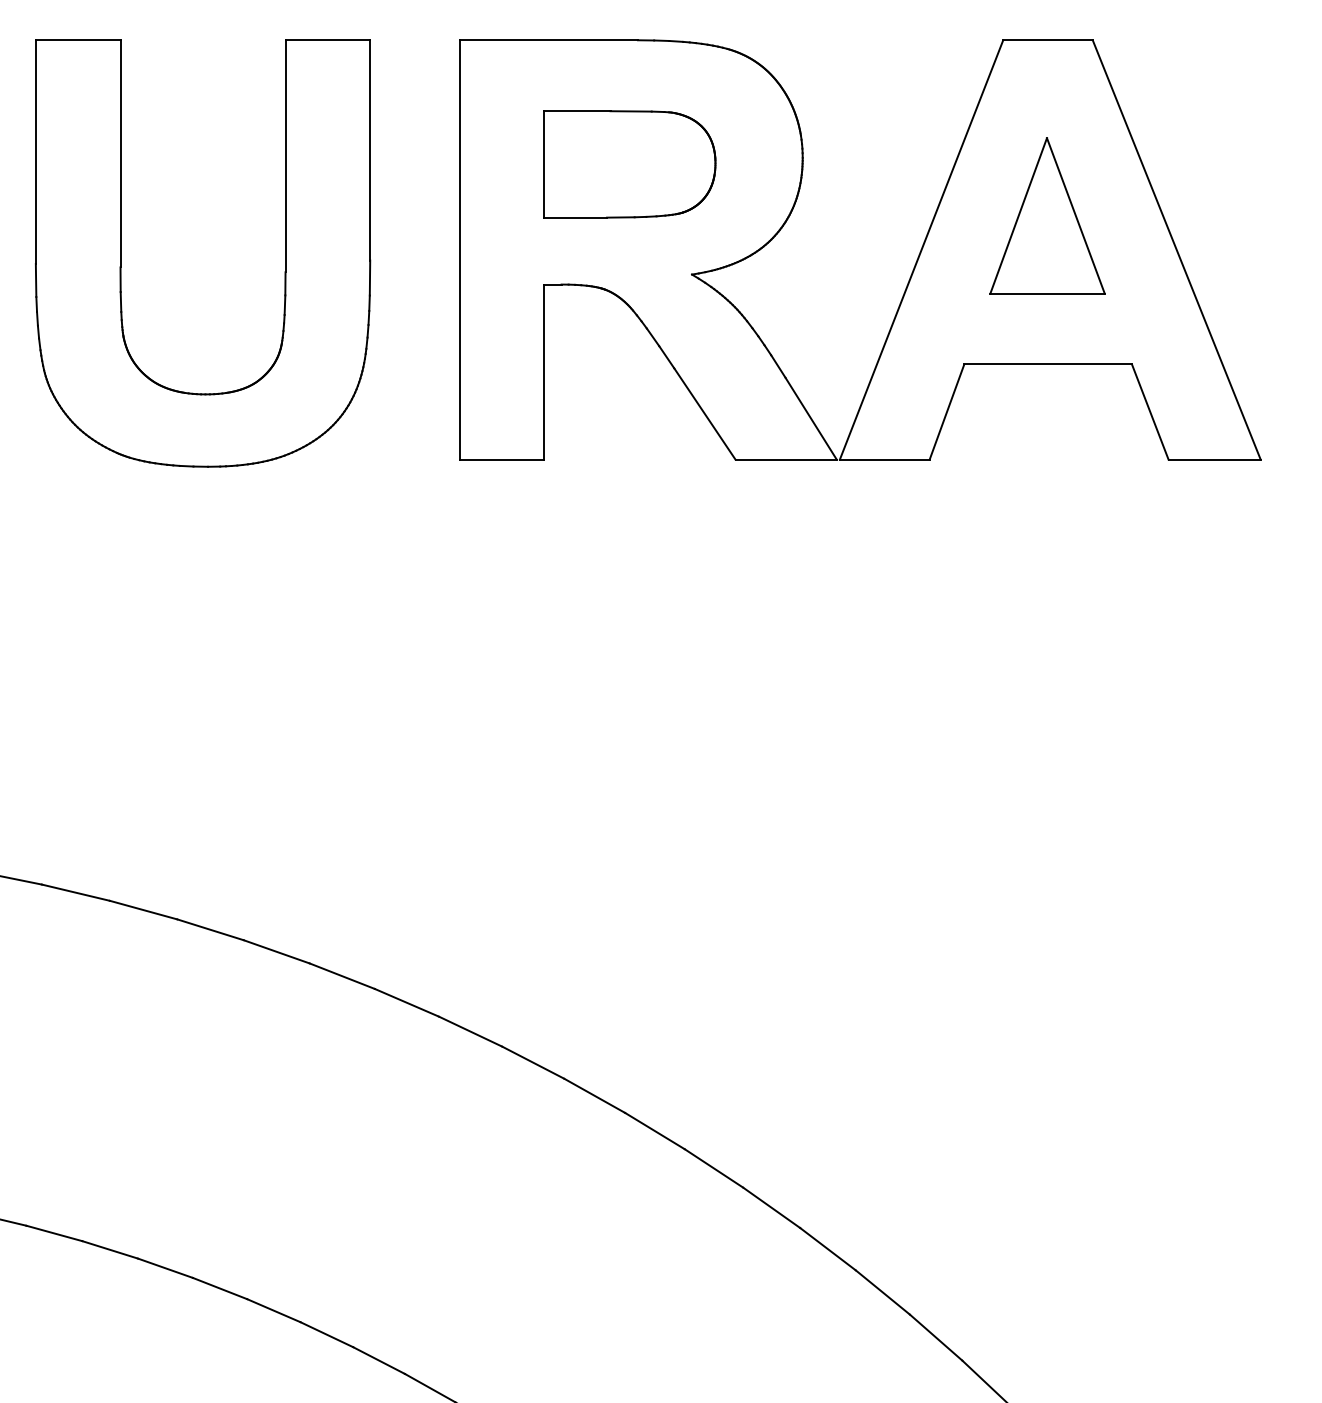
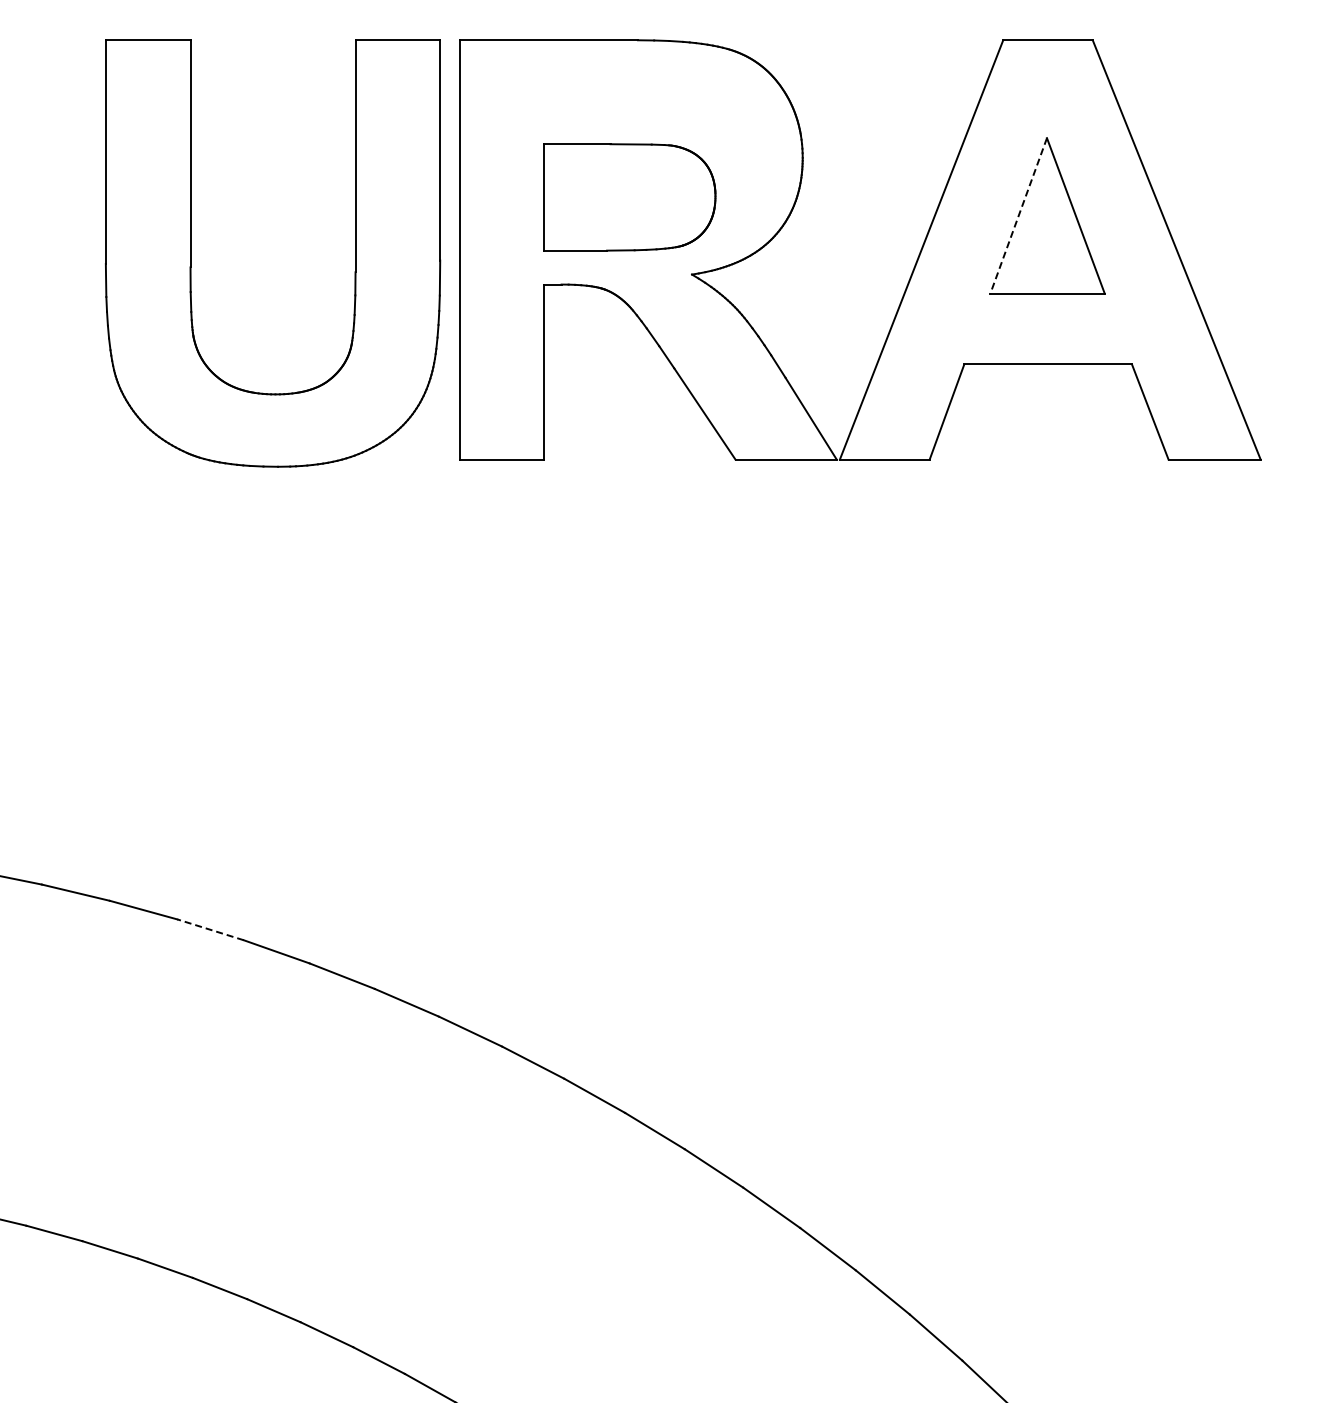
part position: (629, 164) -> (629, 197) (629, 197)
line: solid -> dashed (1018, 215)
part position: (121, 253) -> (191, 253) (191, 253)
line: solid -> dashed (210, 929)
